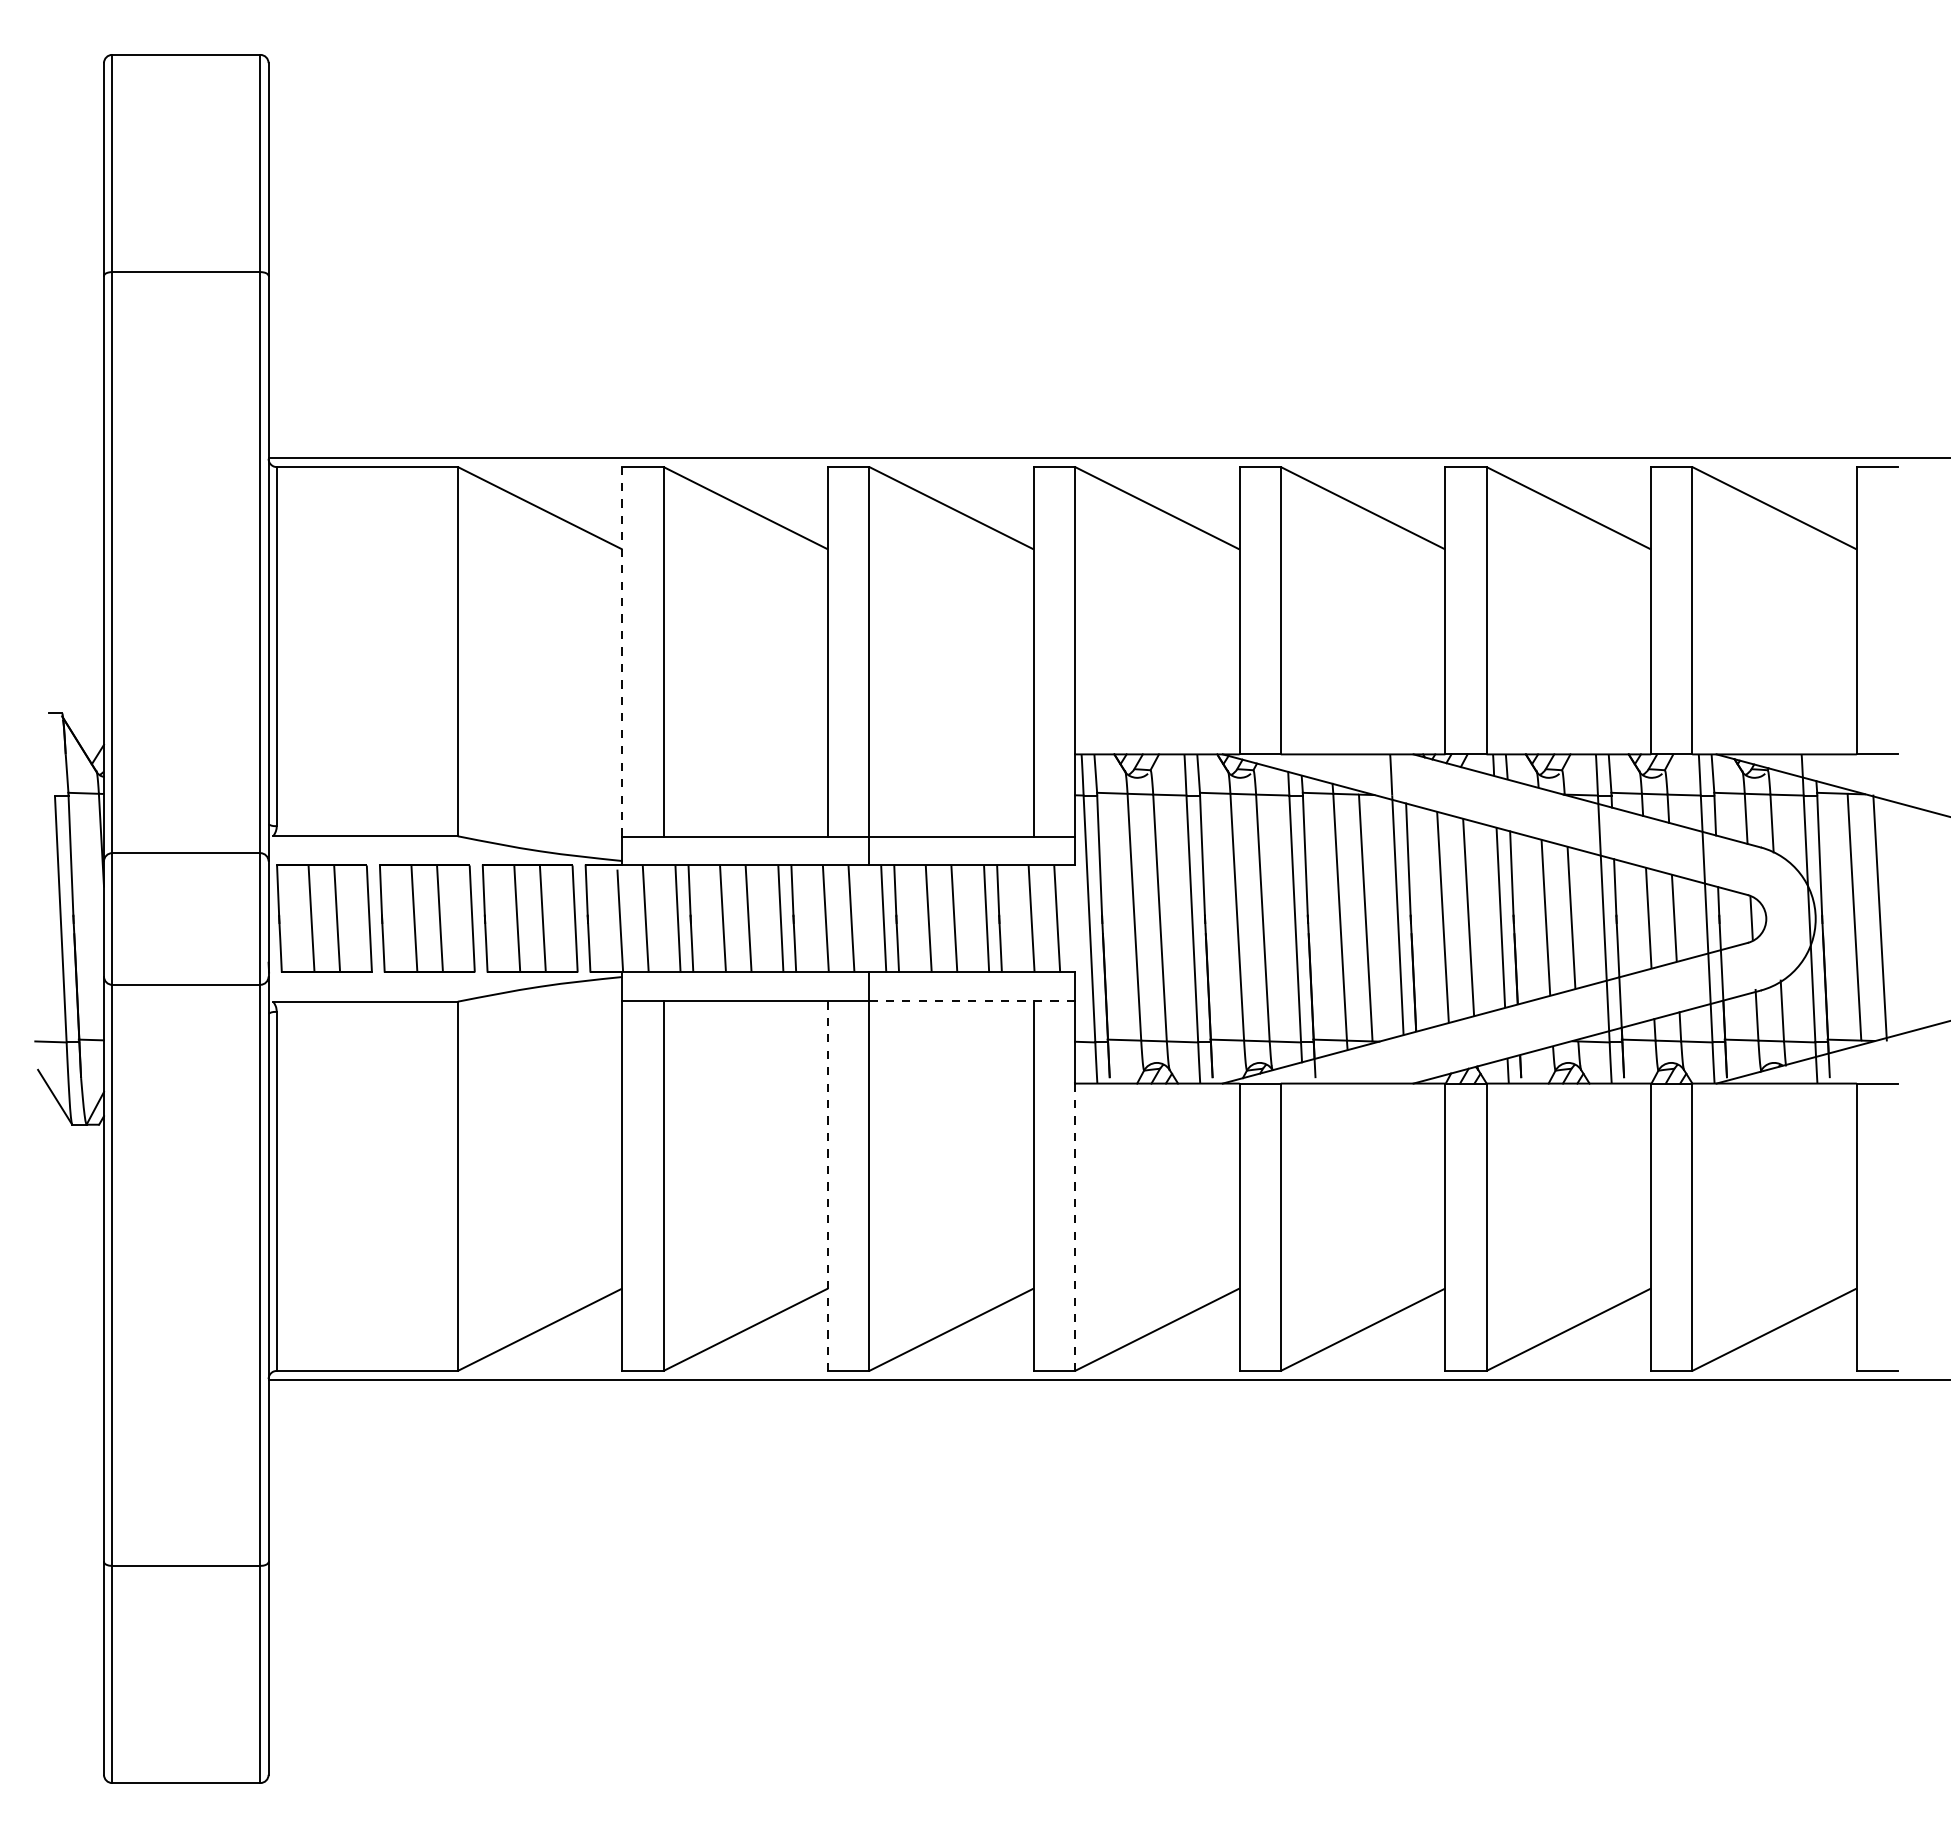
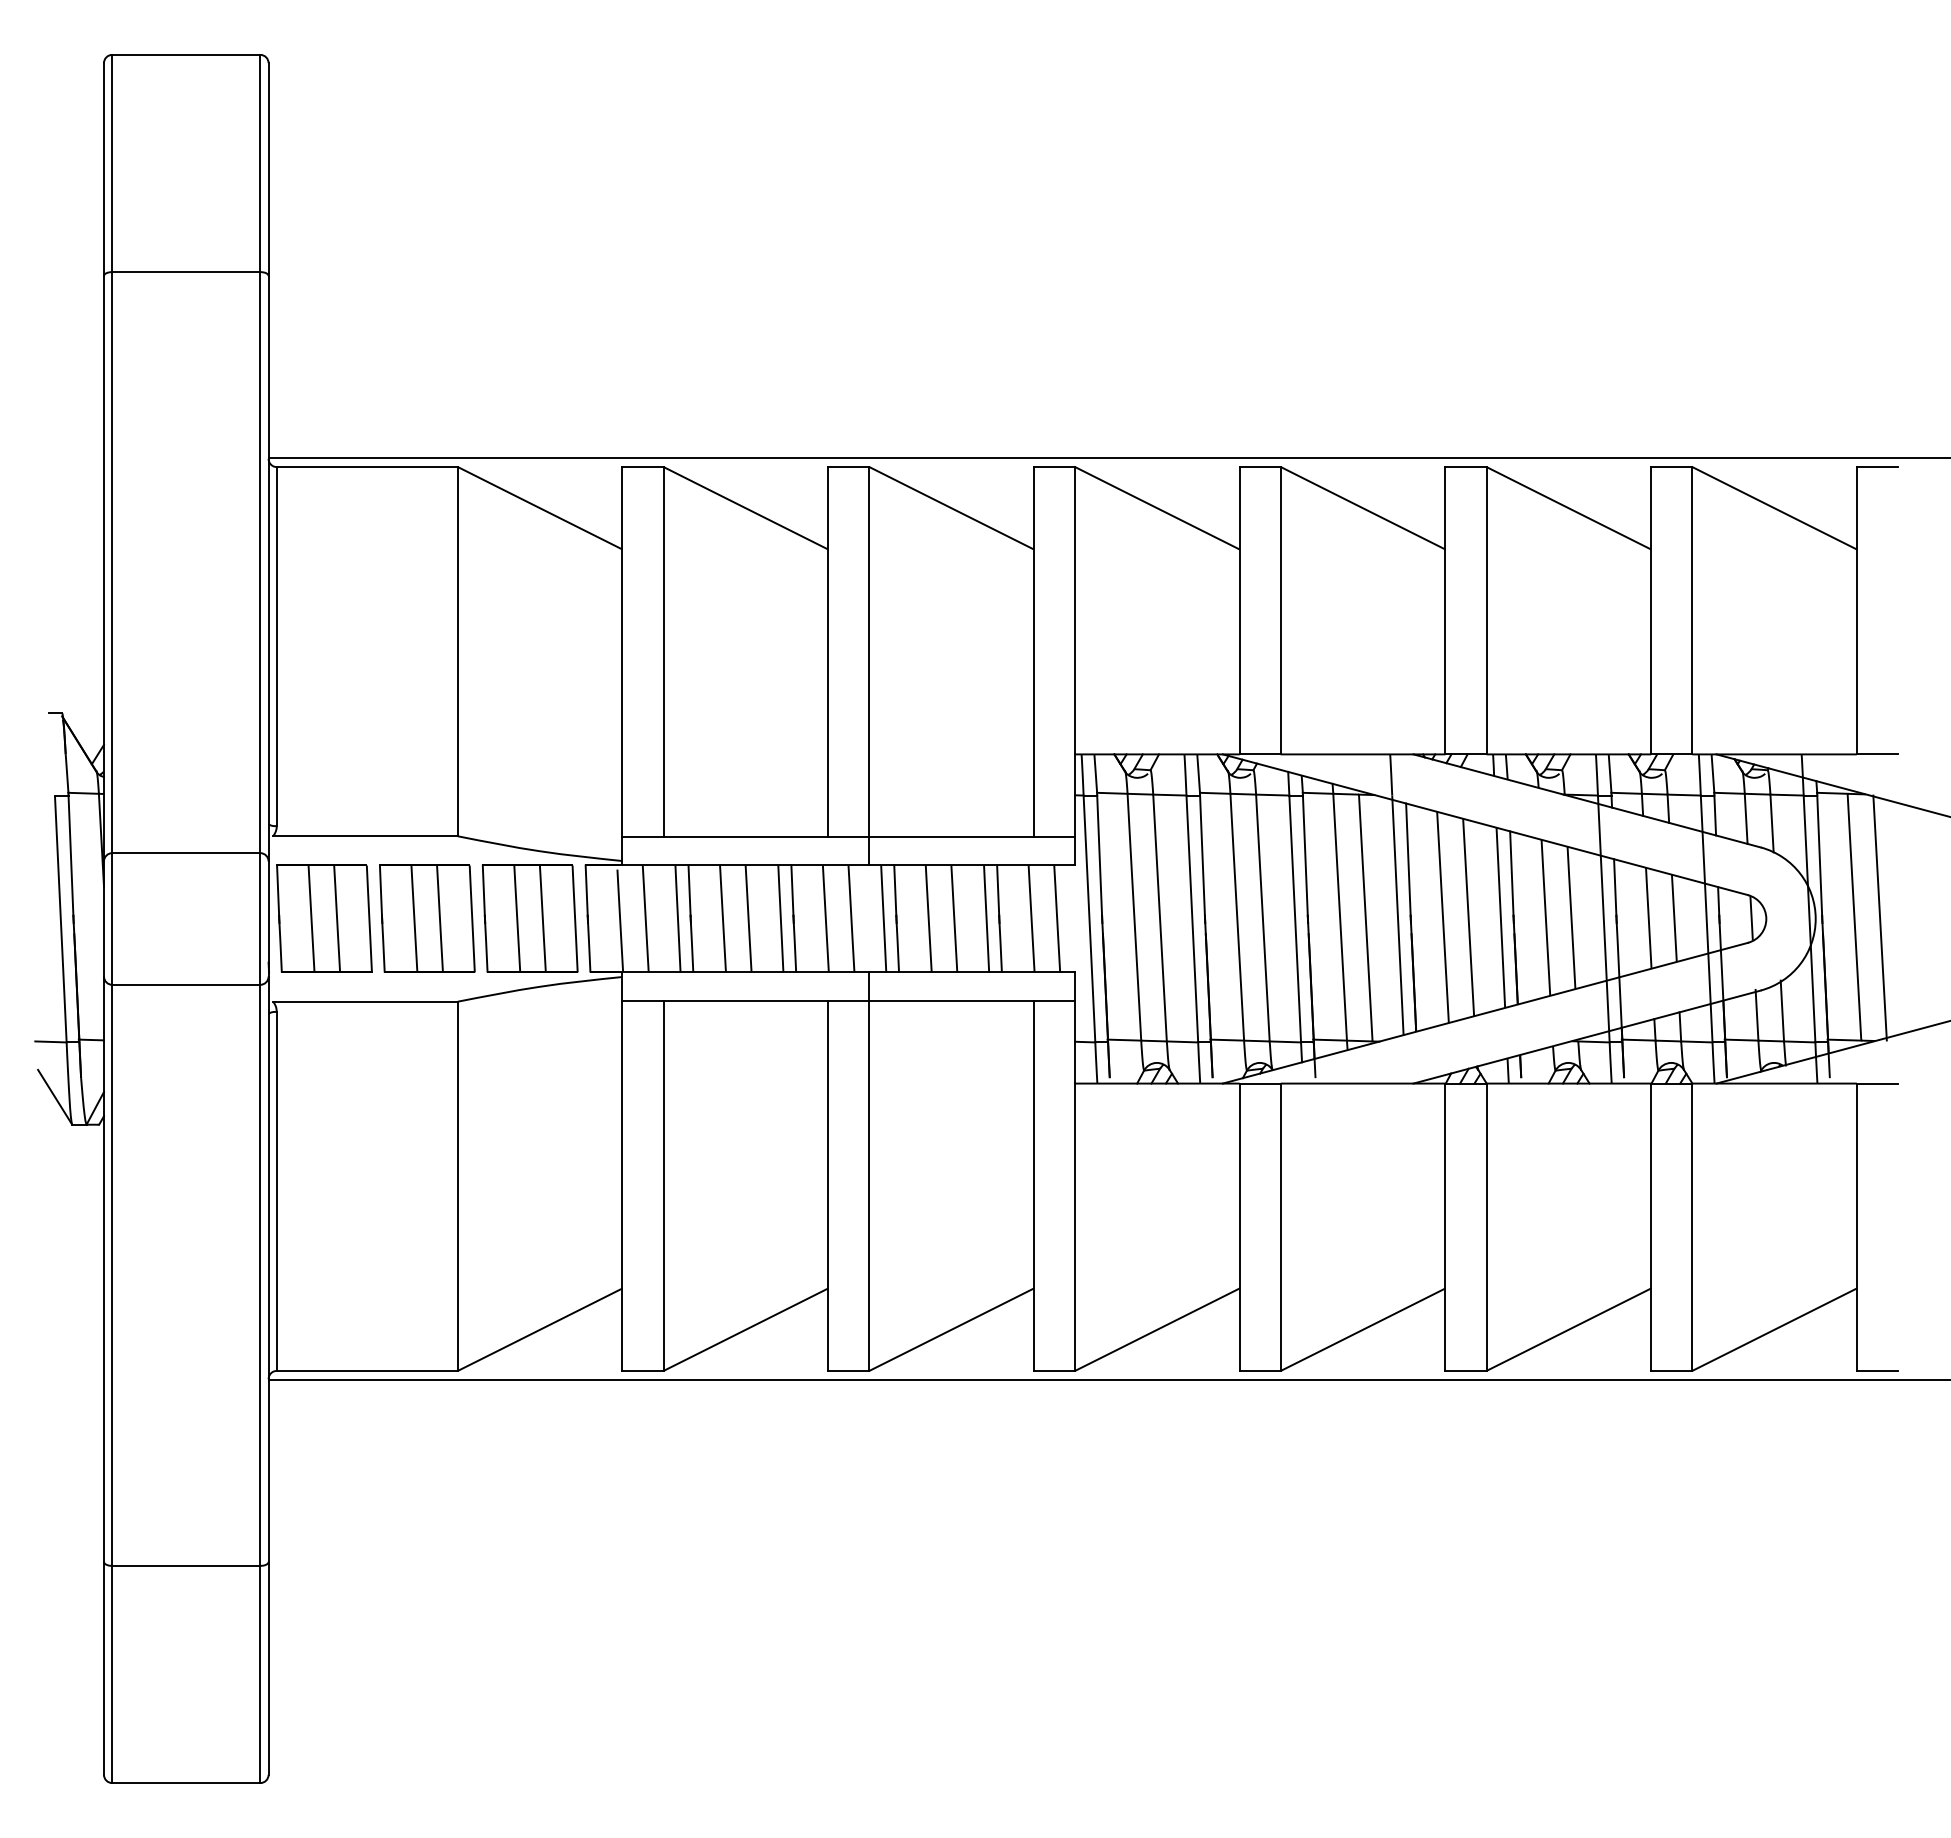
line: dashed -> solid (622, 651)
line: dashed -> solid (972, 1001)
line: dashed -> solid (828, 1186)
line: dashed -> solid (1075, 1227)
